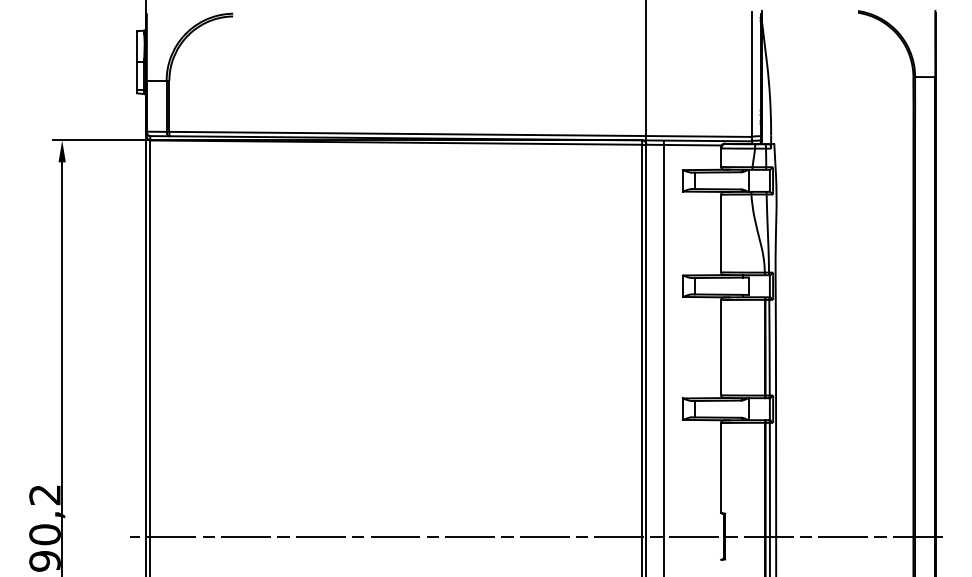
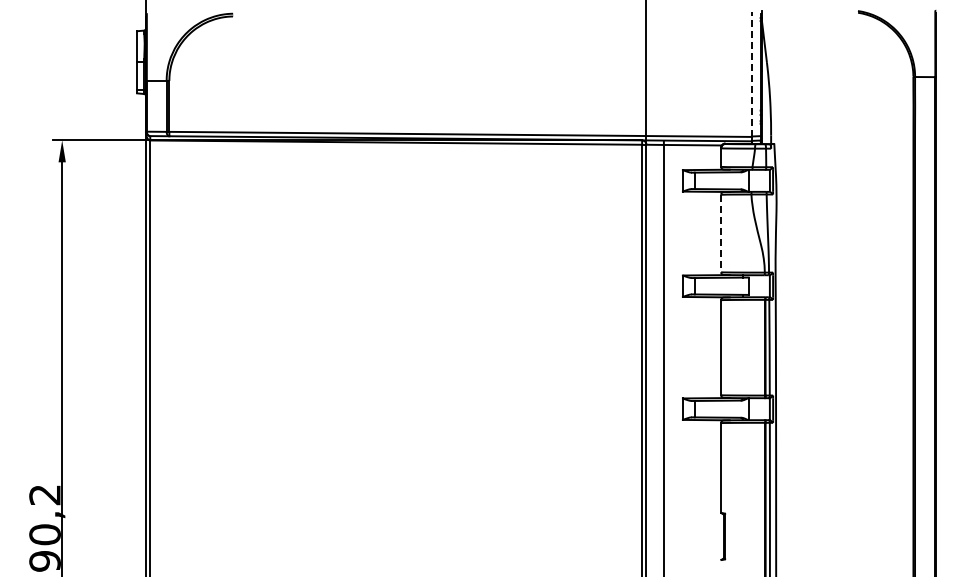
line: solid -> dashed (751, 73)
line: solid -> dashed (721, 233)
line: present -> none (536, 536)
